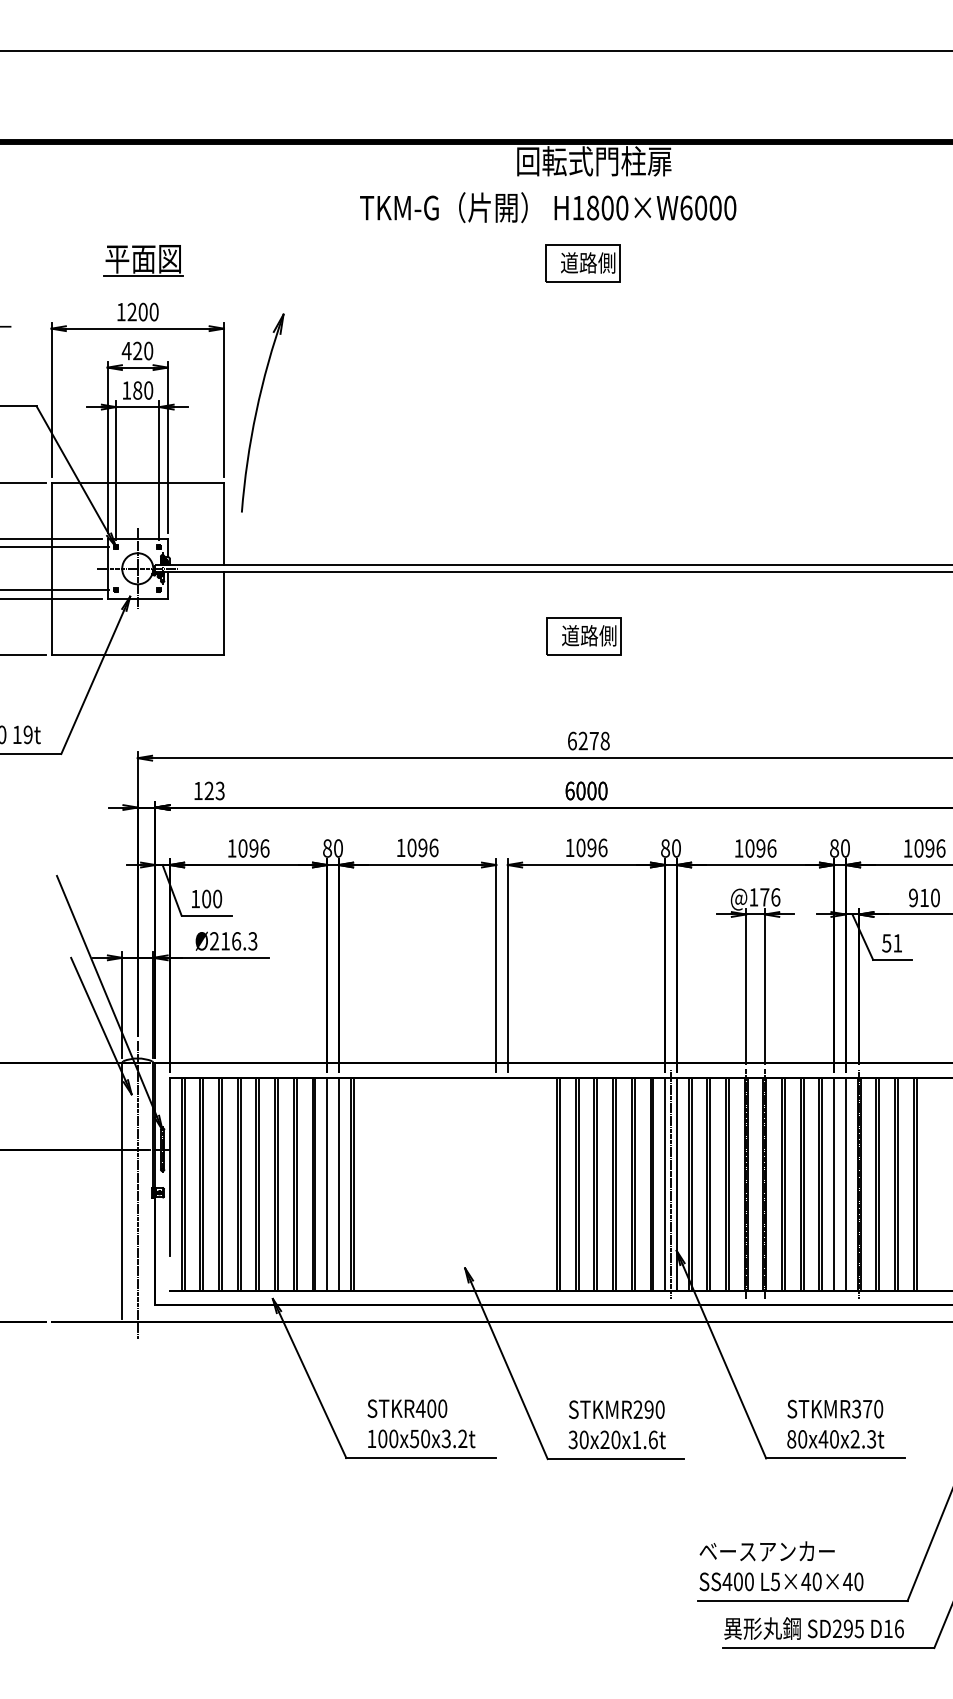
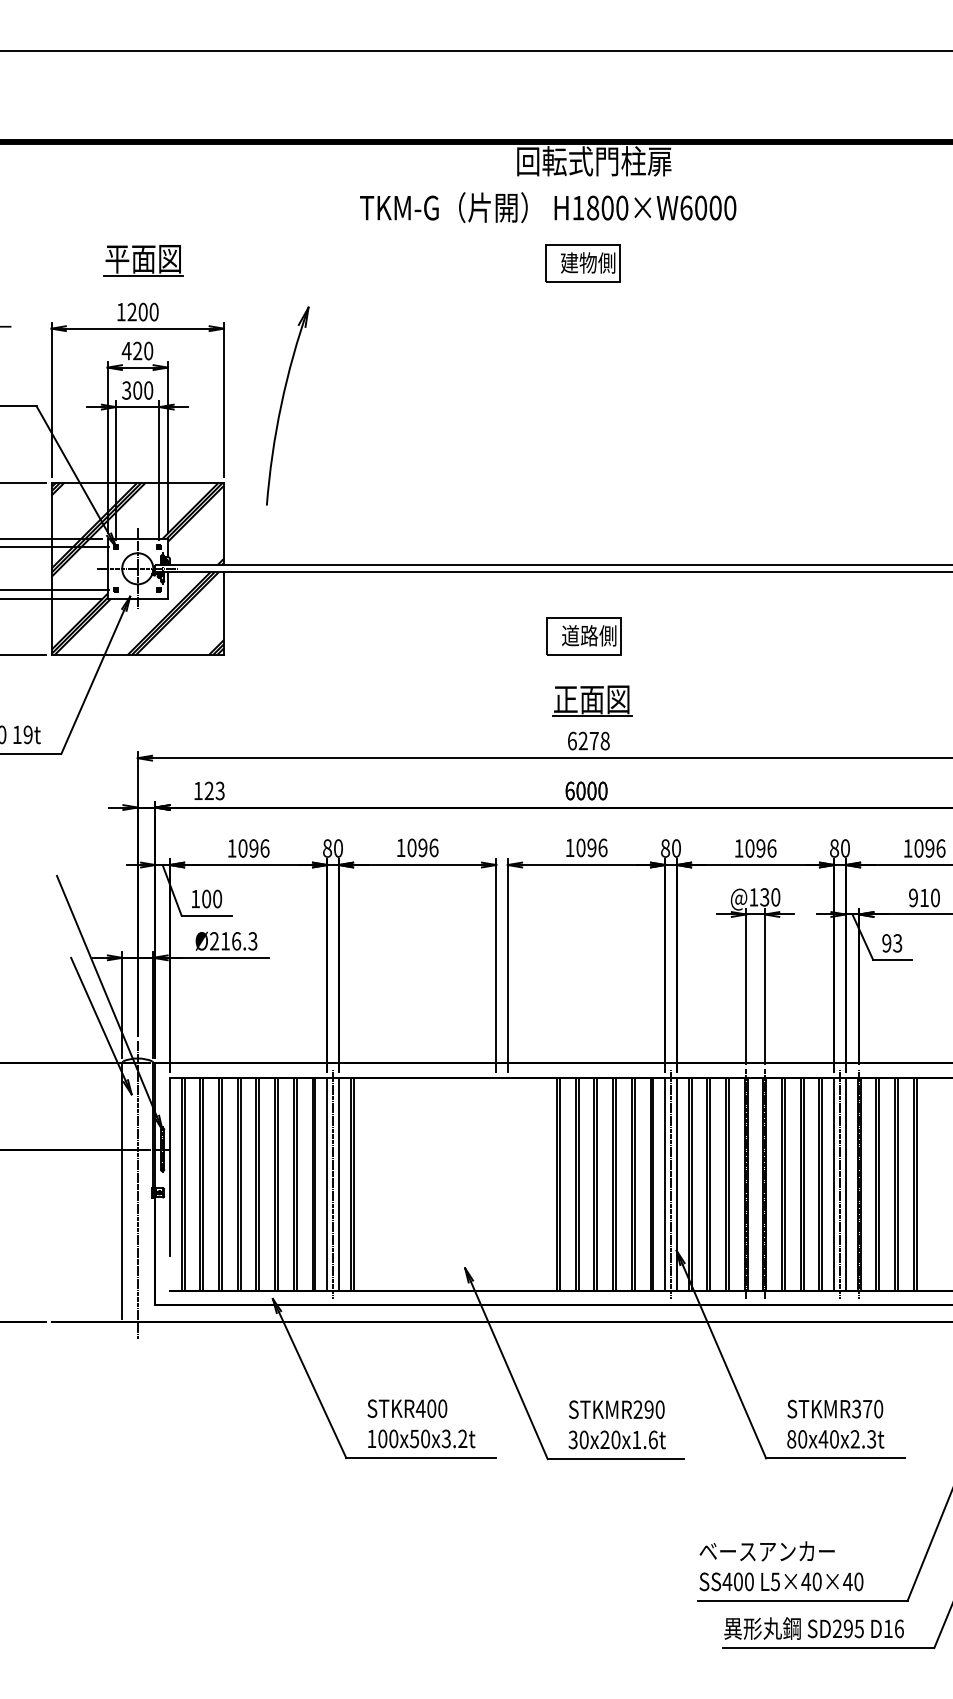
text: 道路側 -> 建物側 (578, 262)
text: 180 -> 300 (132, 390)
part position: (262, 412) -> (287, 405) (287, 405)
hatch: none -> present (137, 568)
part: none -> present (592, 700)
text: @176 -> @130 (770, 897)
text: 51 -> 93 (892, 943)
line: none -> present (333, 1184)
line: none -> present (840, 1184)
